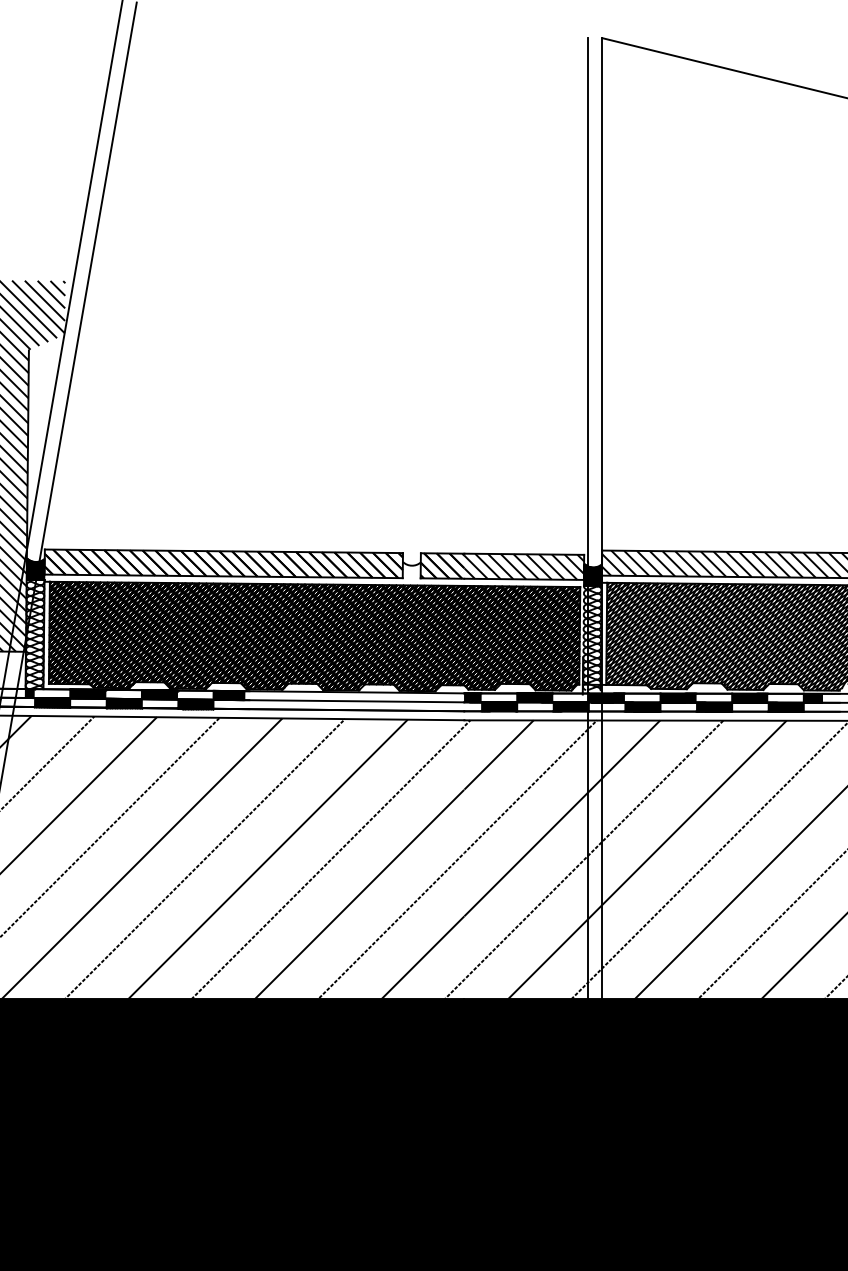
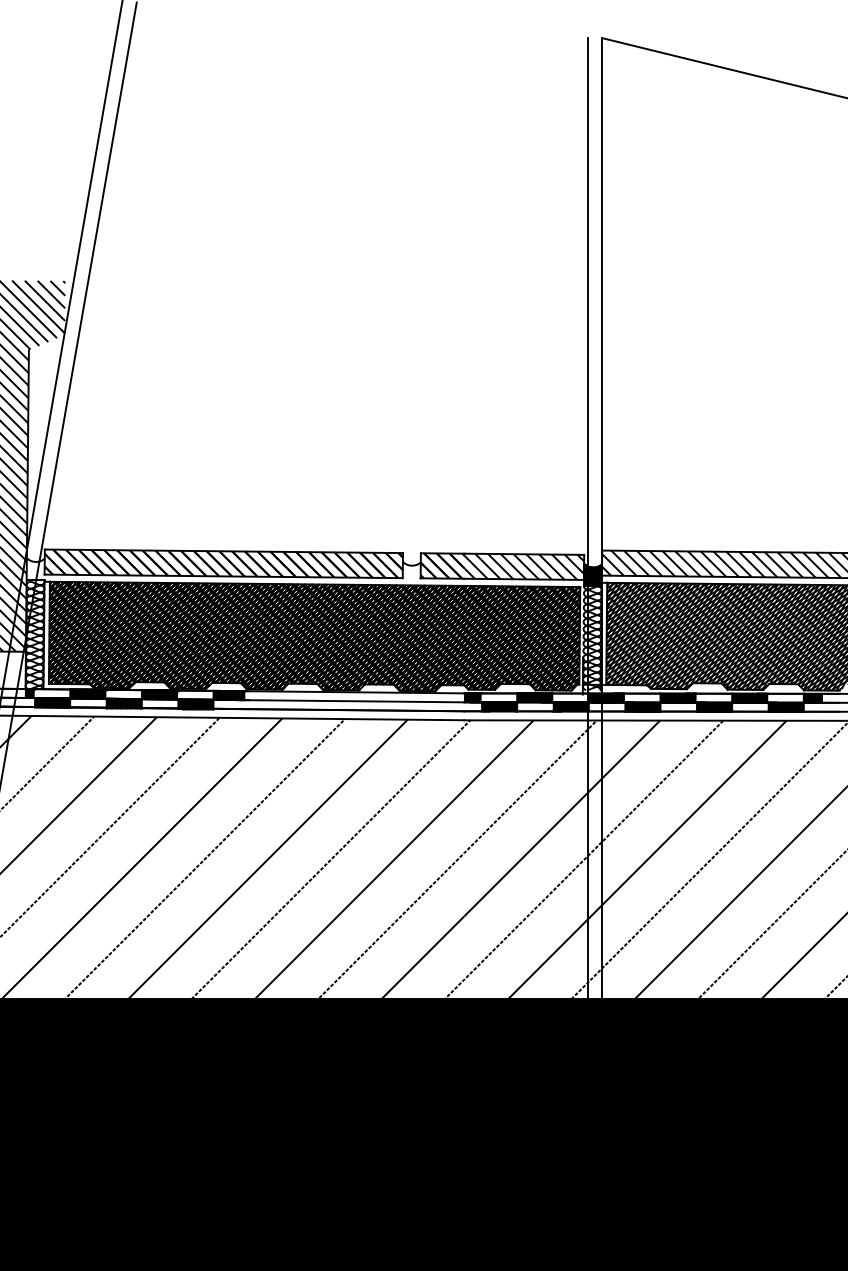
hatch: present -> none (35, 568)
